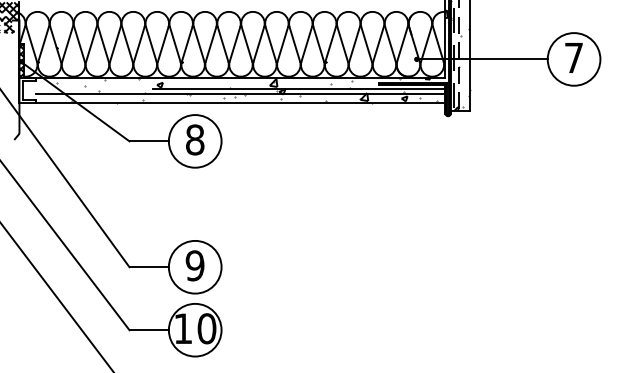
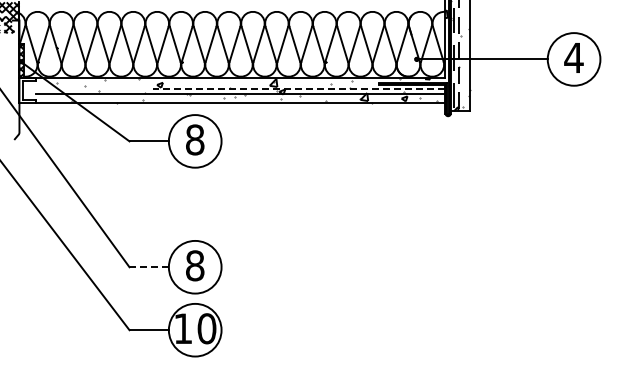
text: 7 -> 4 (573, 57)
line: solid -> dashed (298, 89)
text: 9 -> 8 (194, 265)
line: solid -> dashed (149, 267)
line: present -> none (56, 296)
